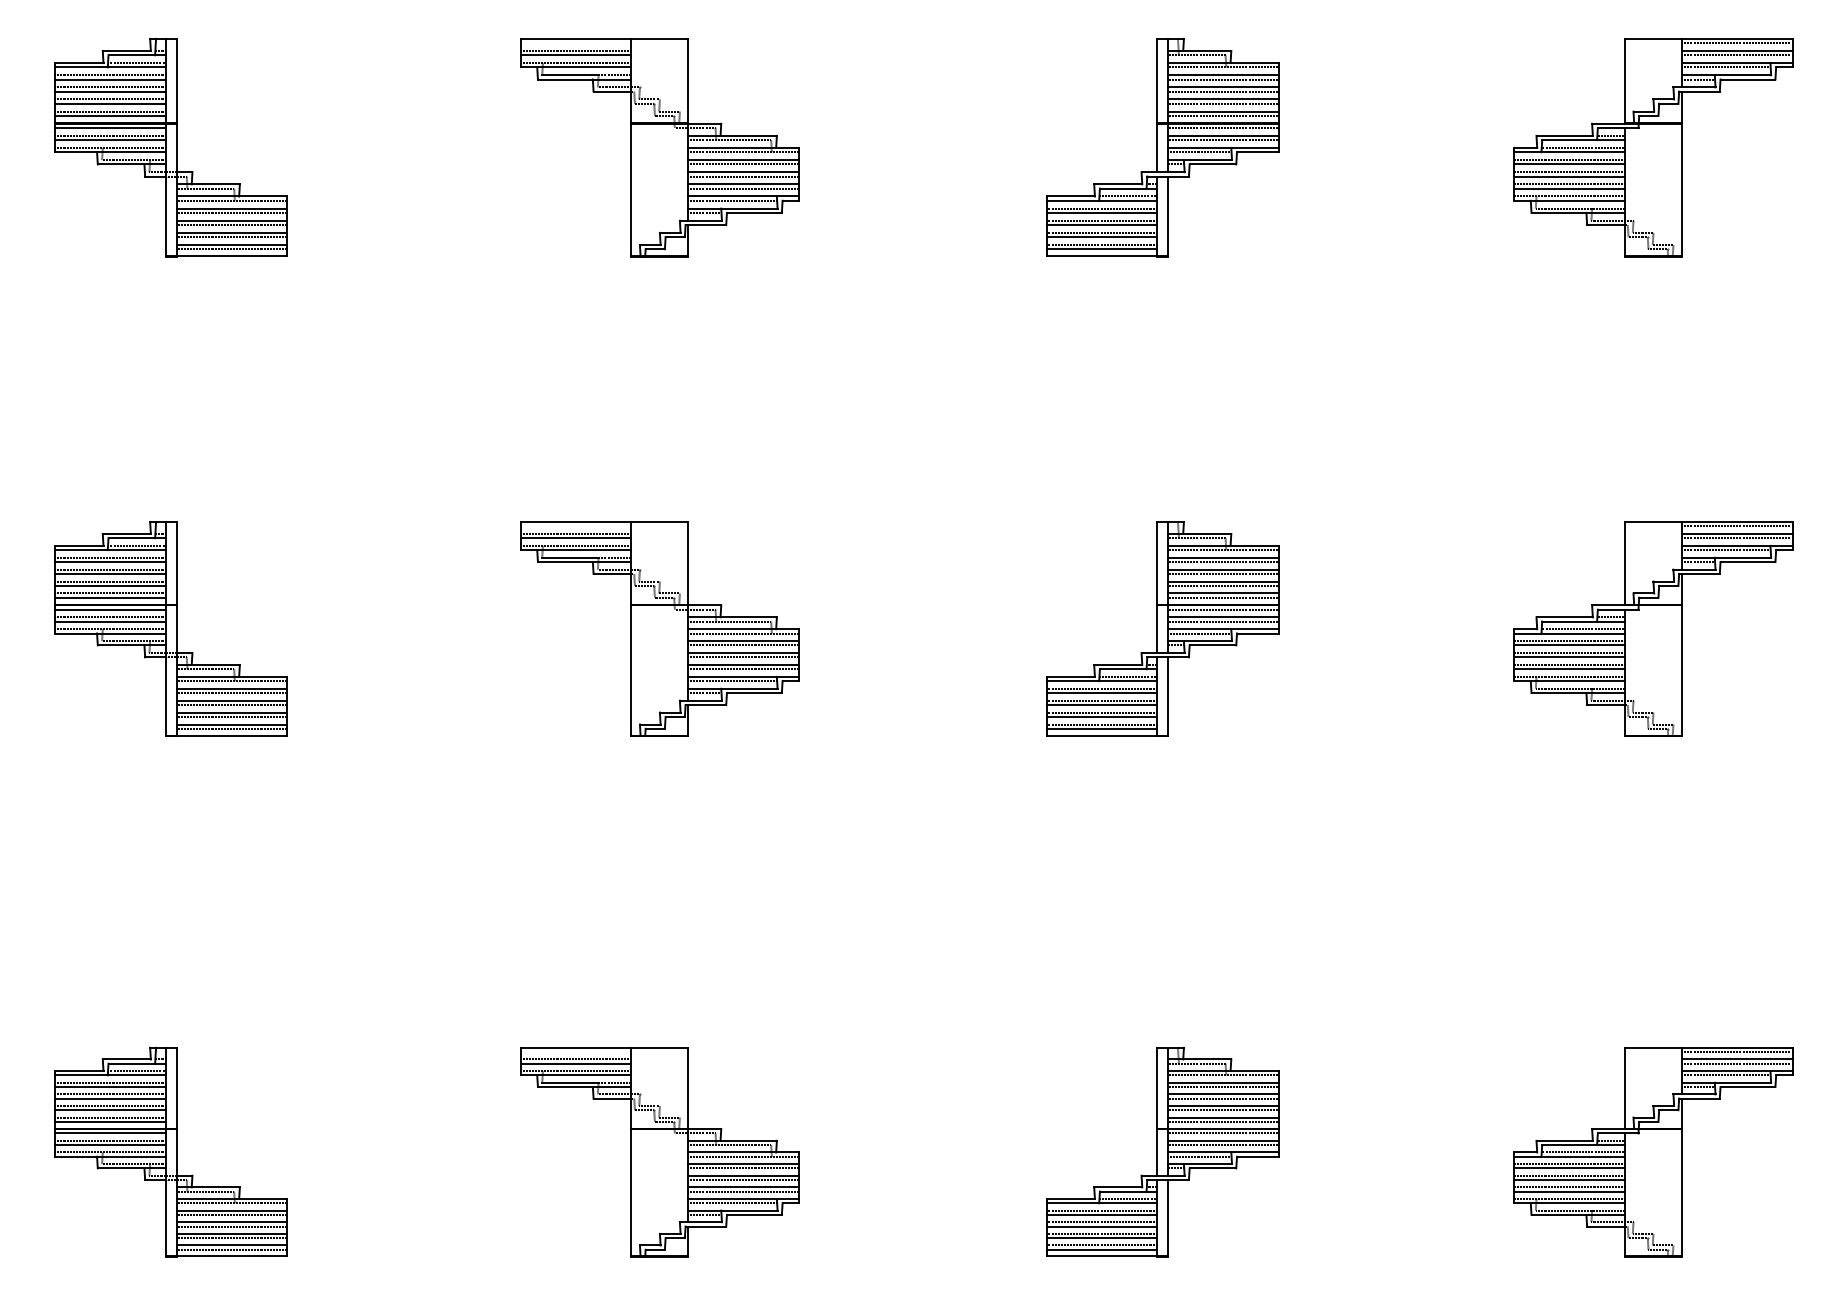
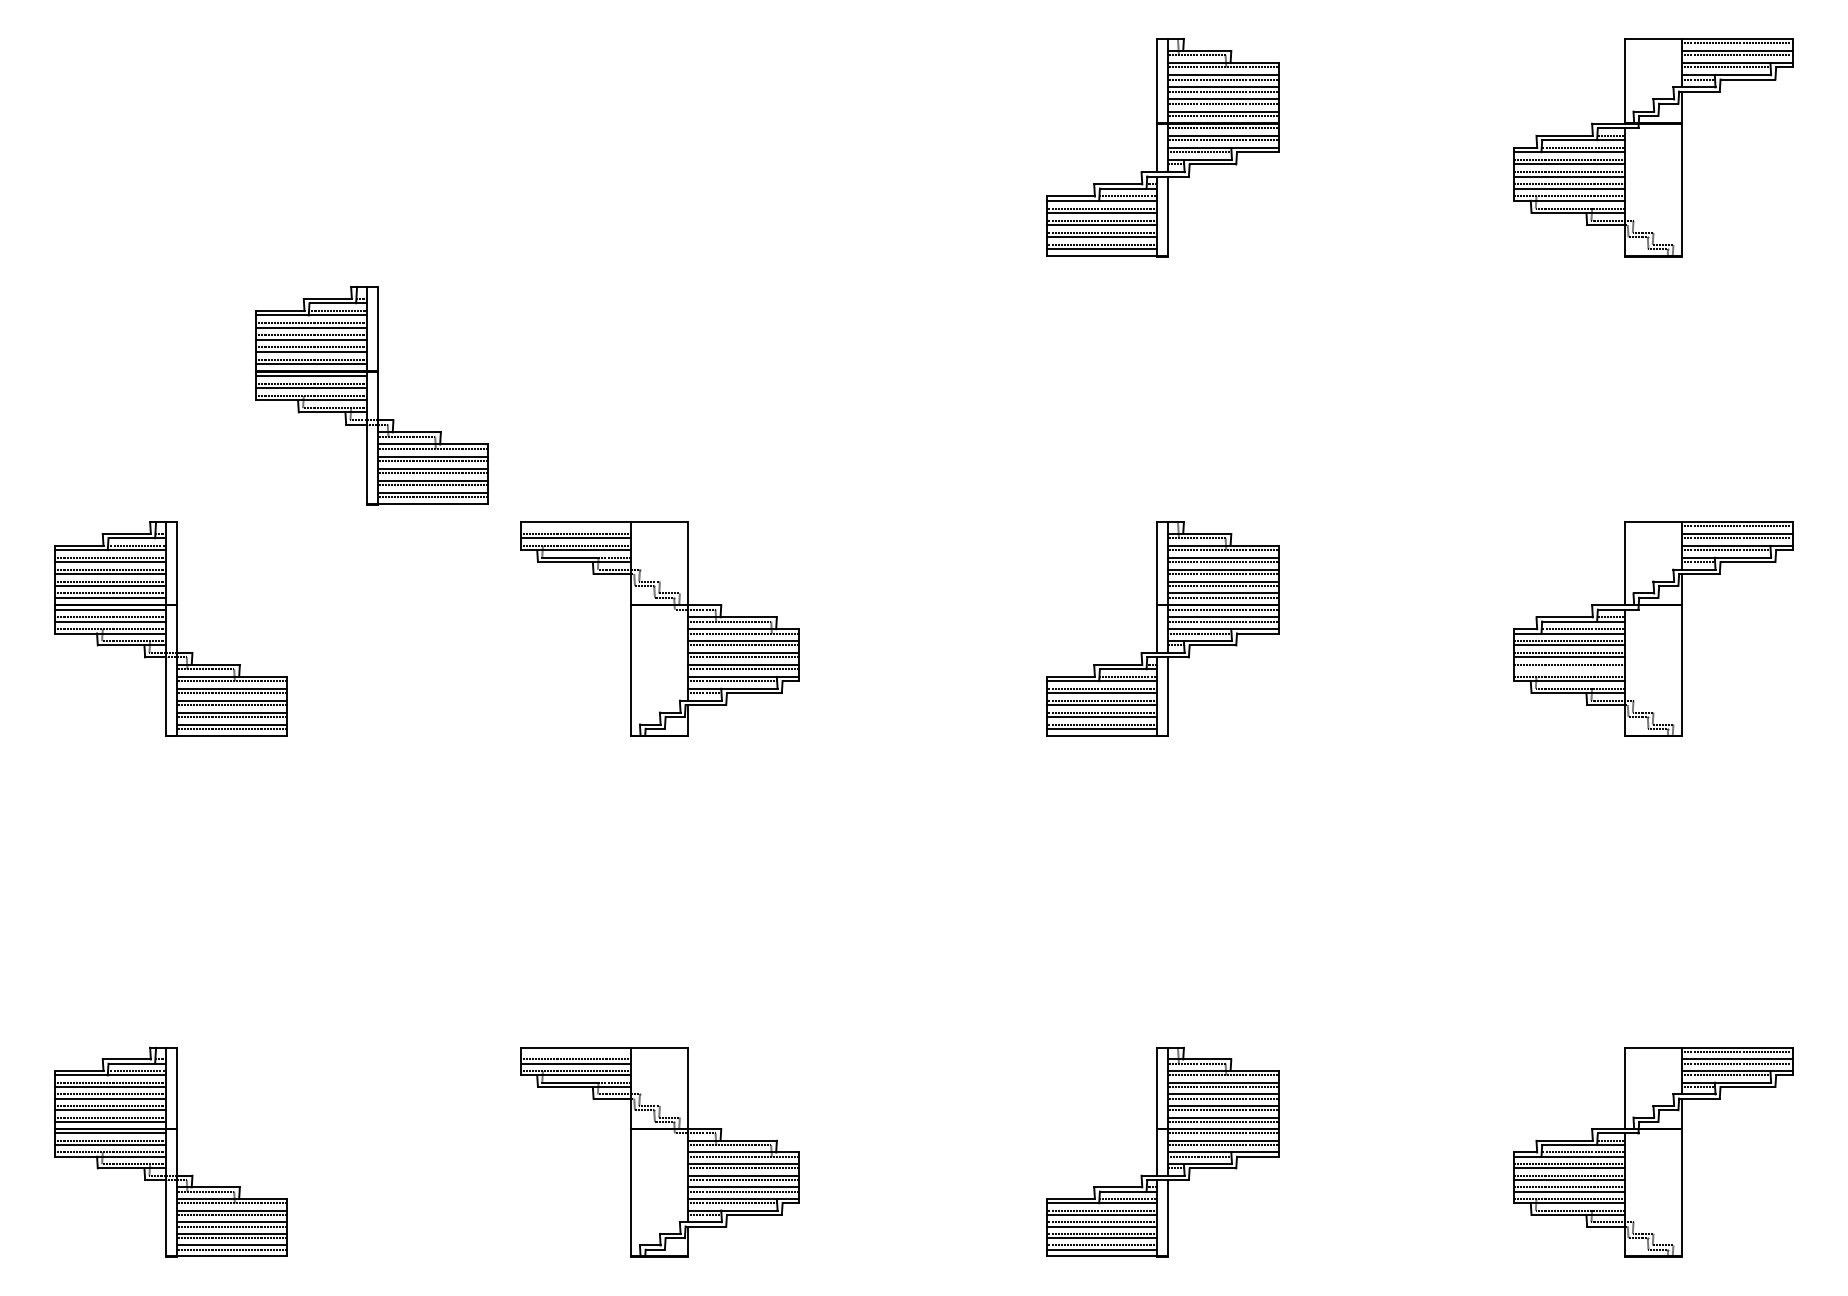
part position: (170, 147) -> (371, 395) (371, 395)
part: present -> none (659, 147)
line: present -> none (1569, 669)
